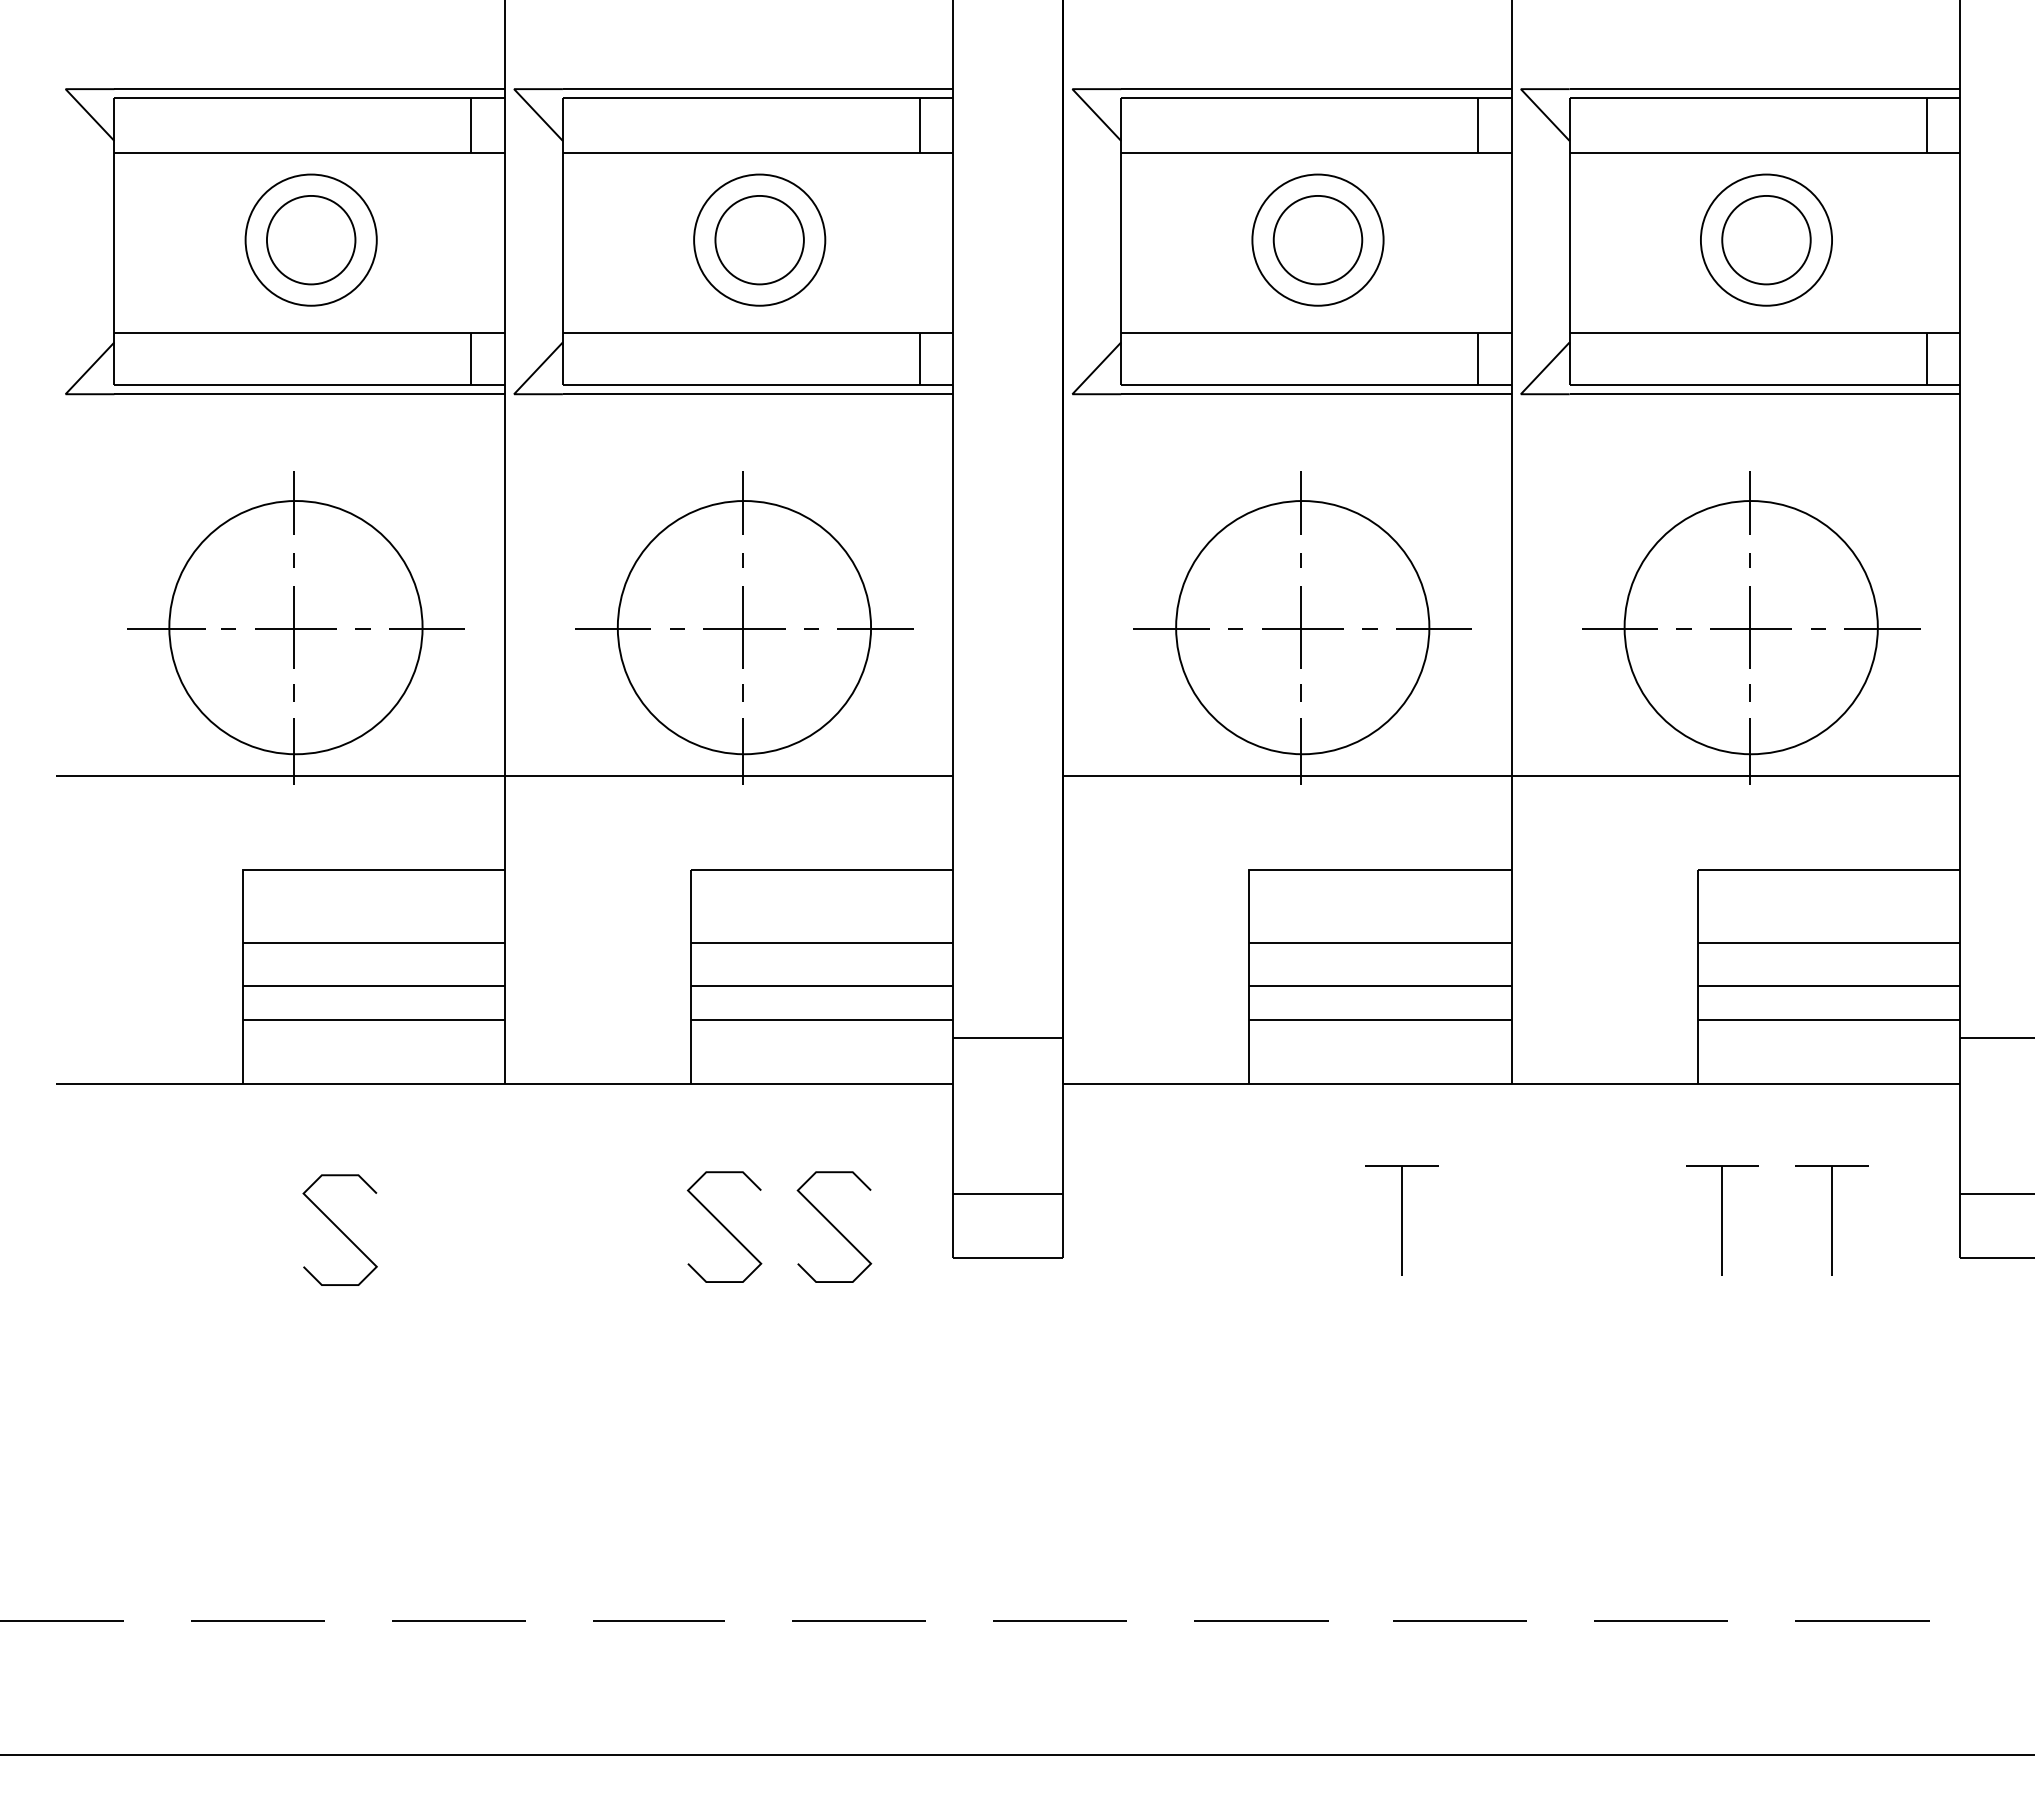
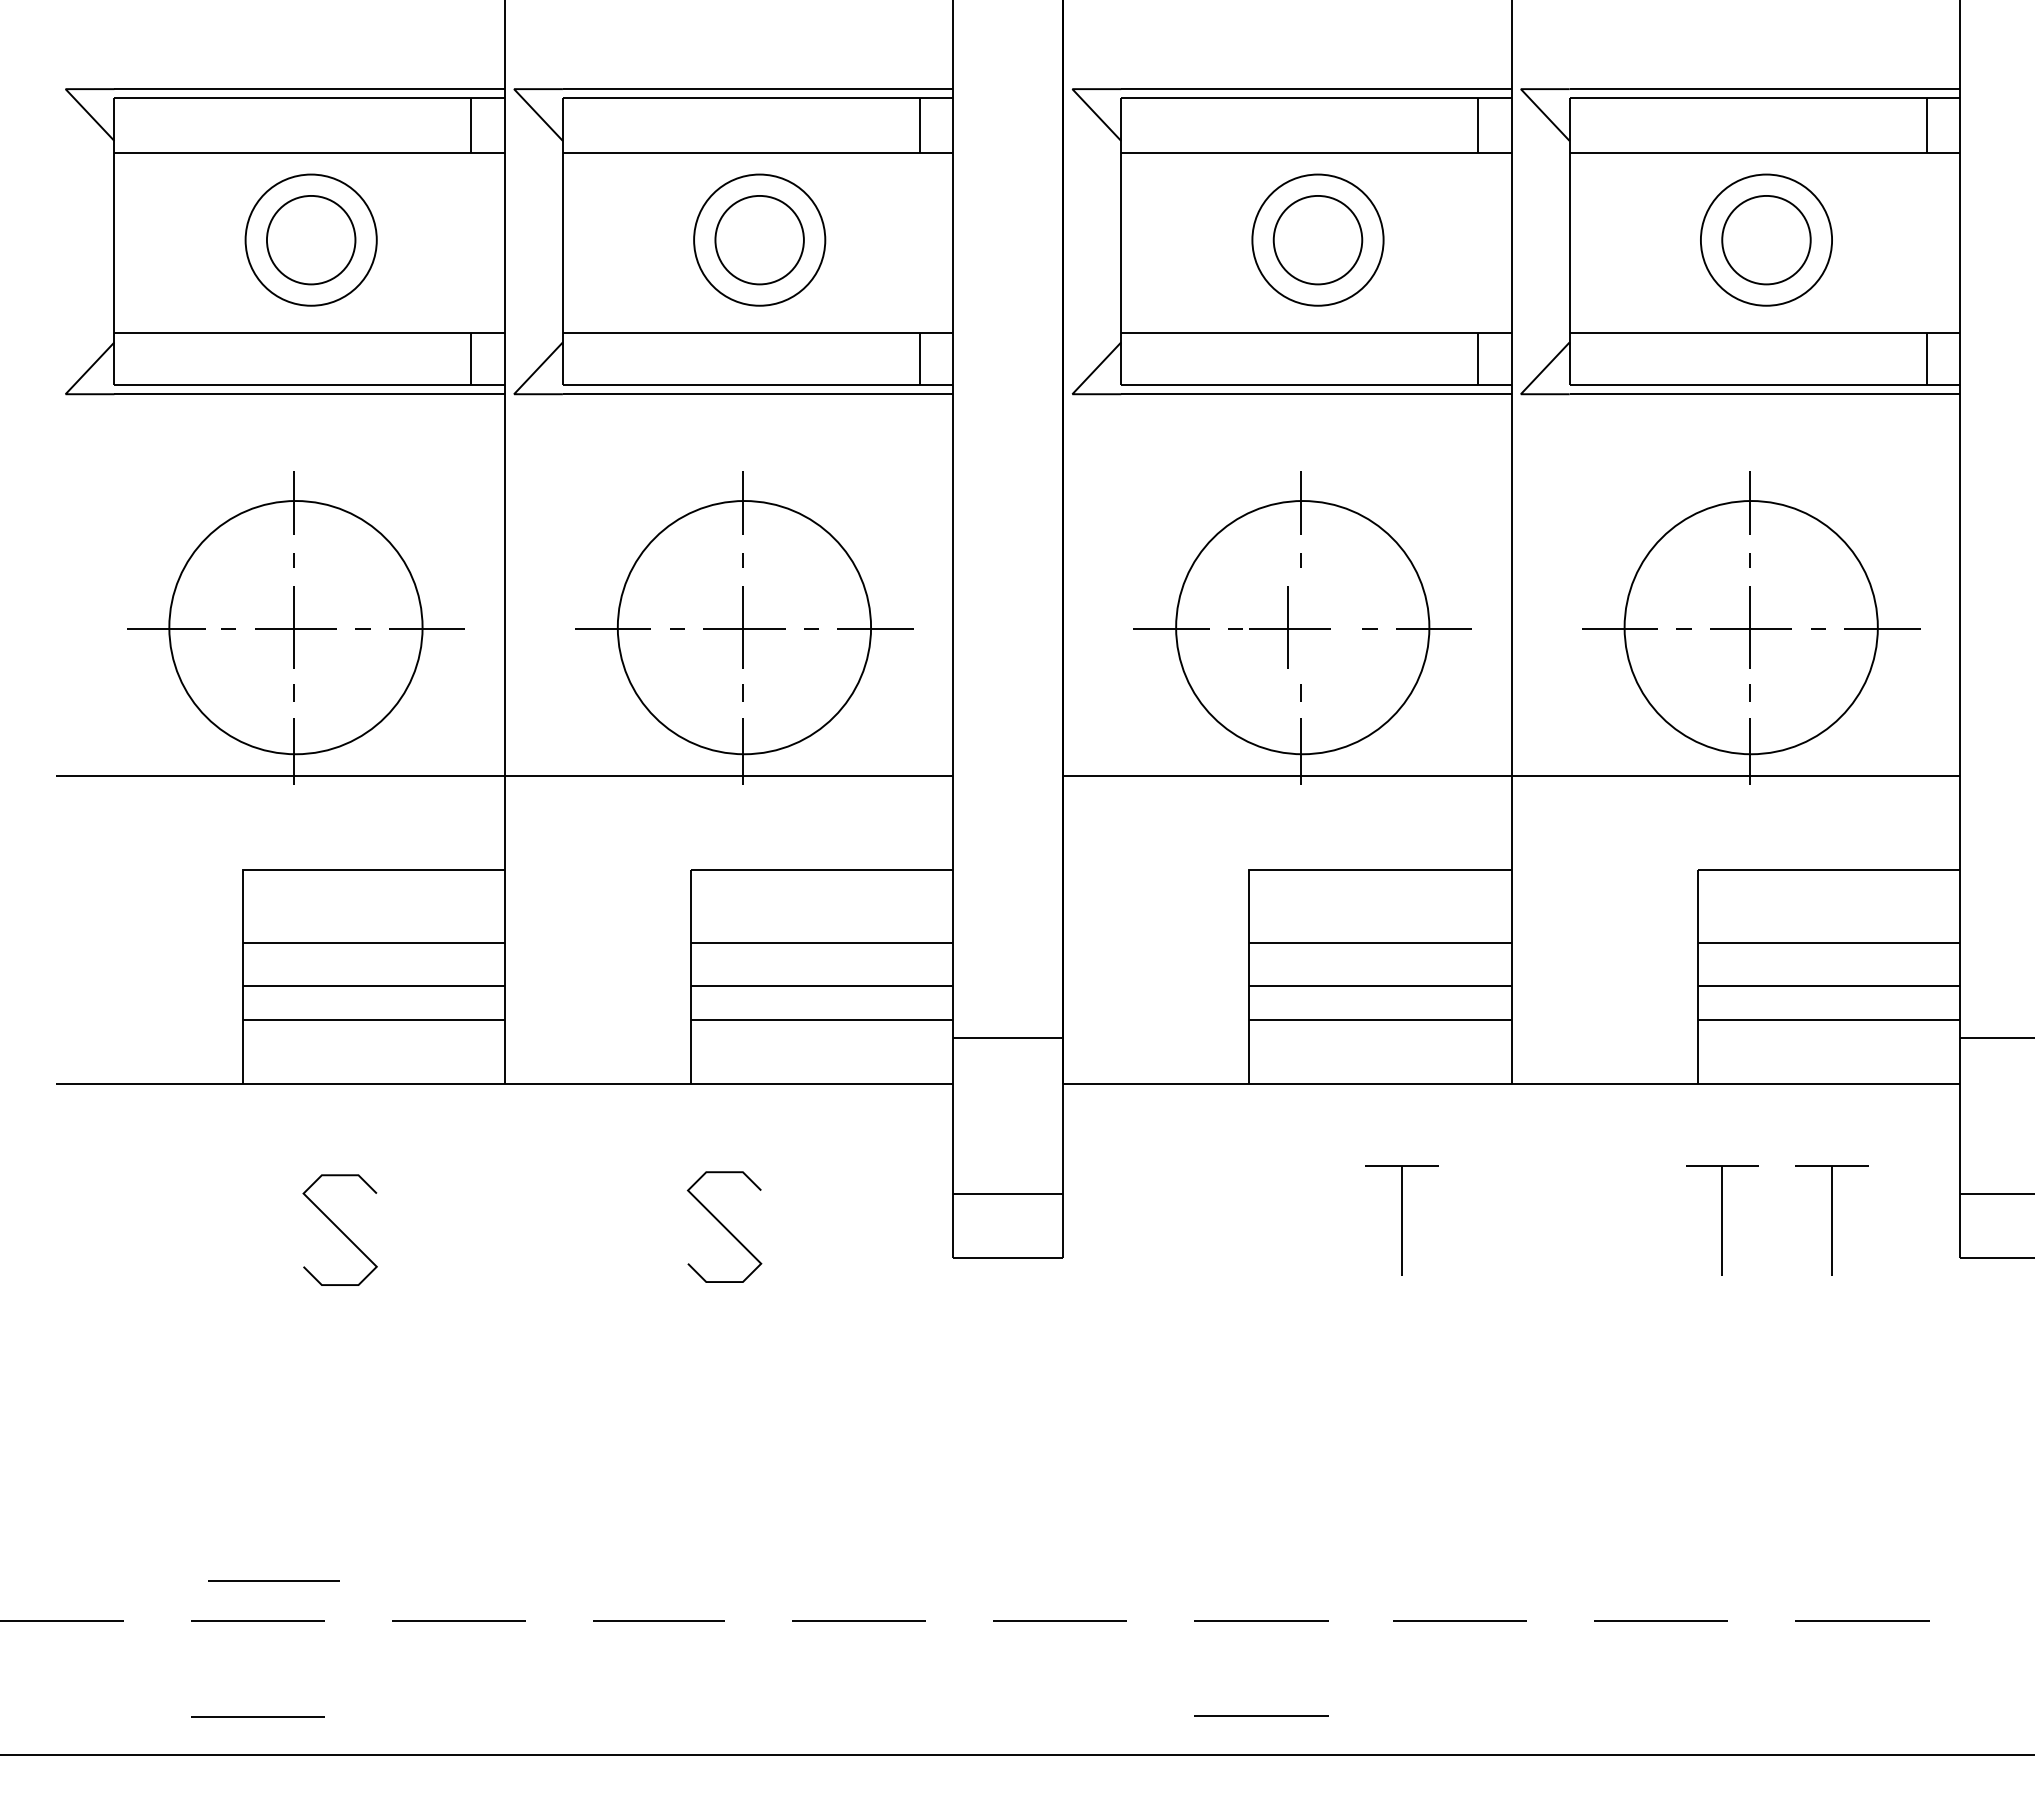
part position: (1302, 627) -> (1289, 627) (1289, 627)
curve: present -> none (834, 1226)
line: none -> present (273, 1580)
line: none -> present (1261, 1715)
line: none -> present (257, 1716)
